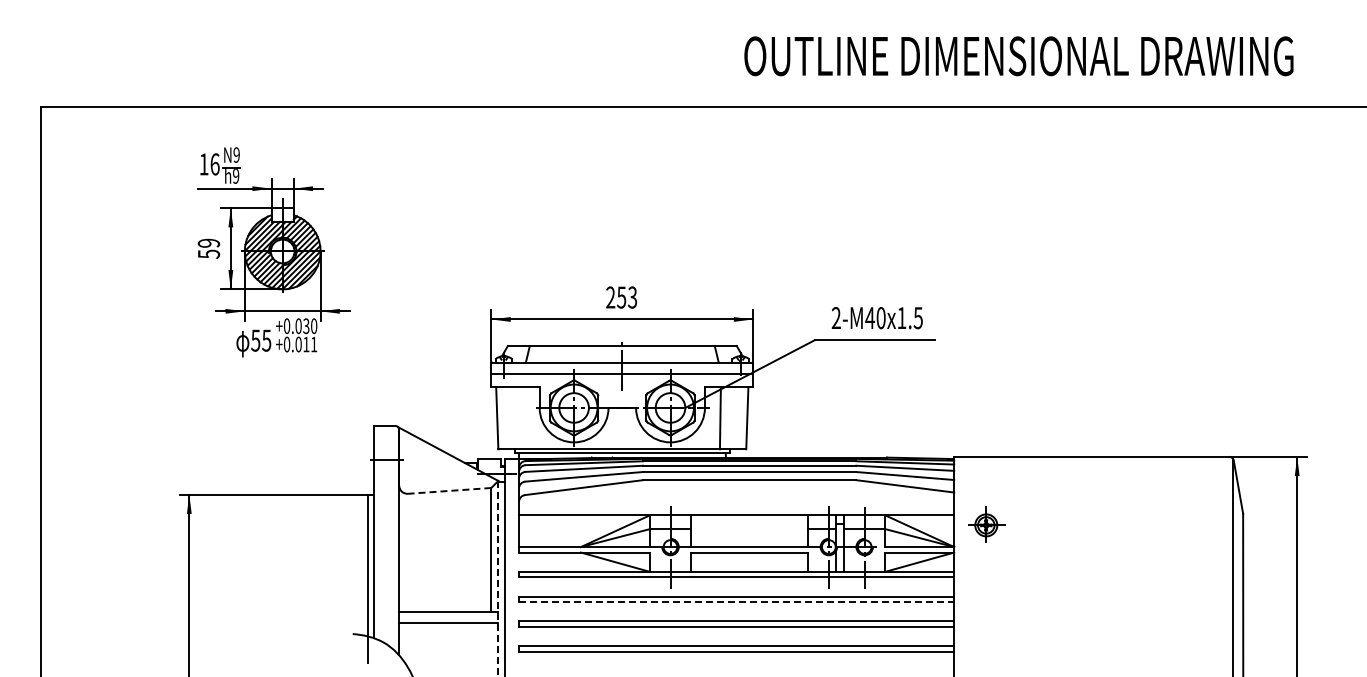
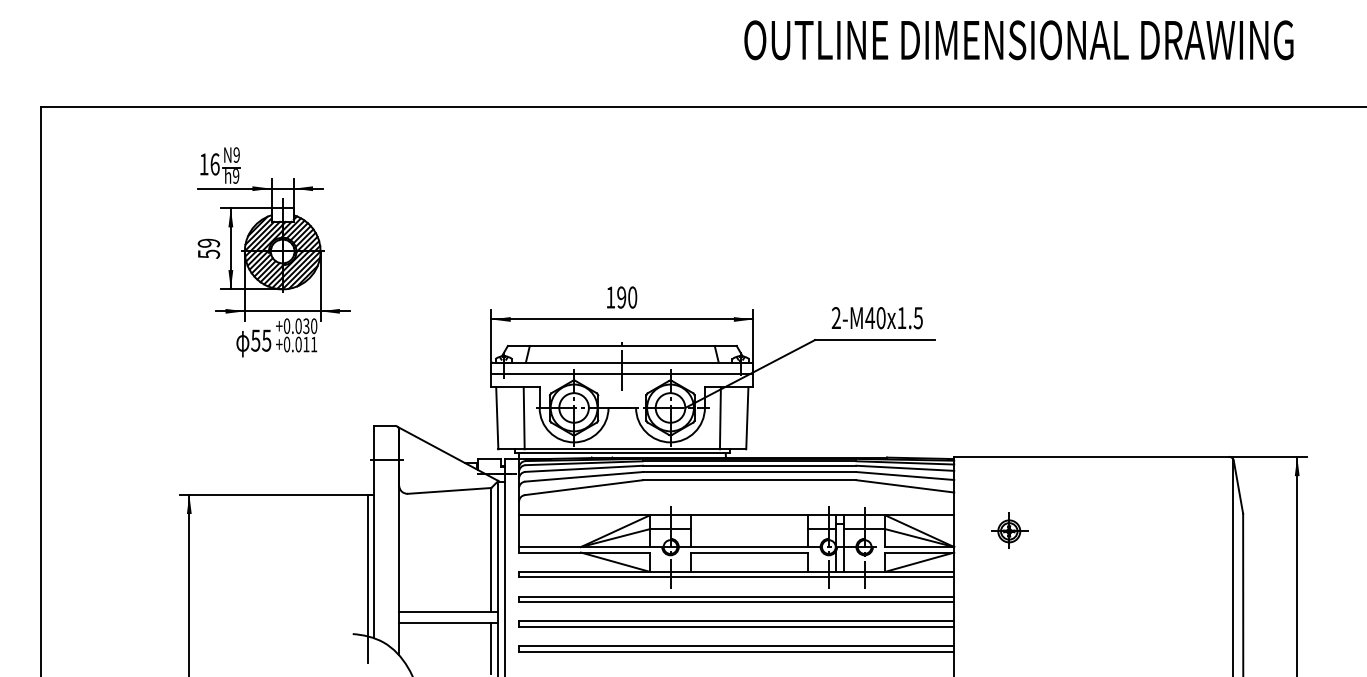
text position: (1018, 56) -> (1018, 40) (1018, 40)
text: 253 -> 190 (621, 297)
line: none -> present (523, 418)
line: dashed -> solid (449, 490)
part position: (986, 524) -> (1009, 530) (1009, 530)
line: dashed -> solid (498, 578)
line: dashed -> solid (736, 602)
line: none -> present (491, 647)
